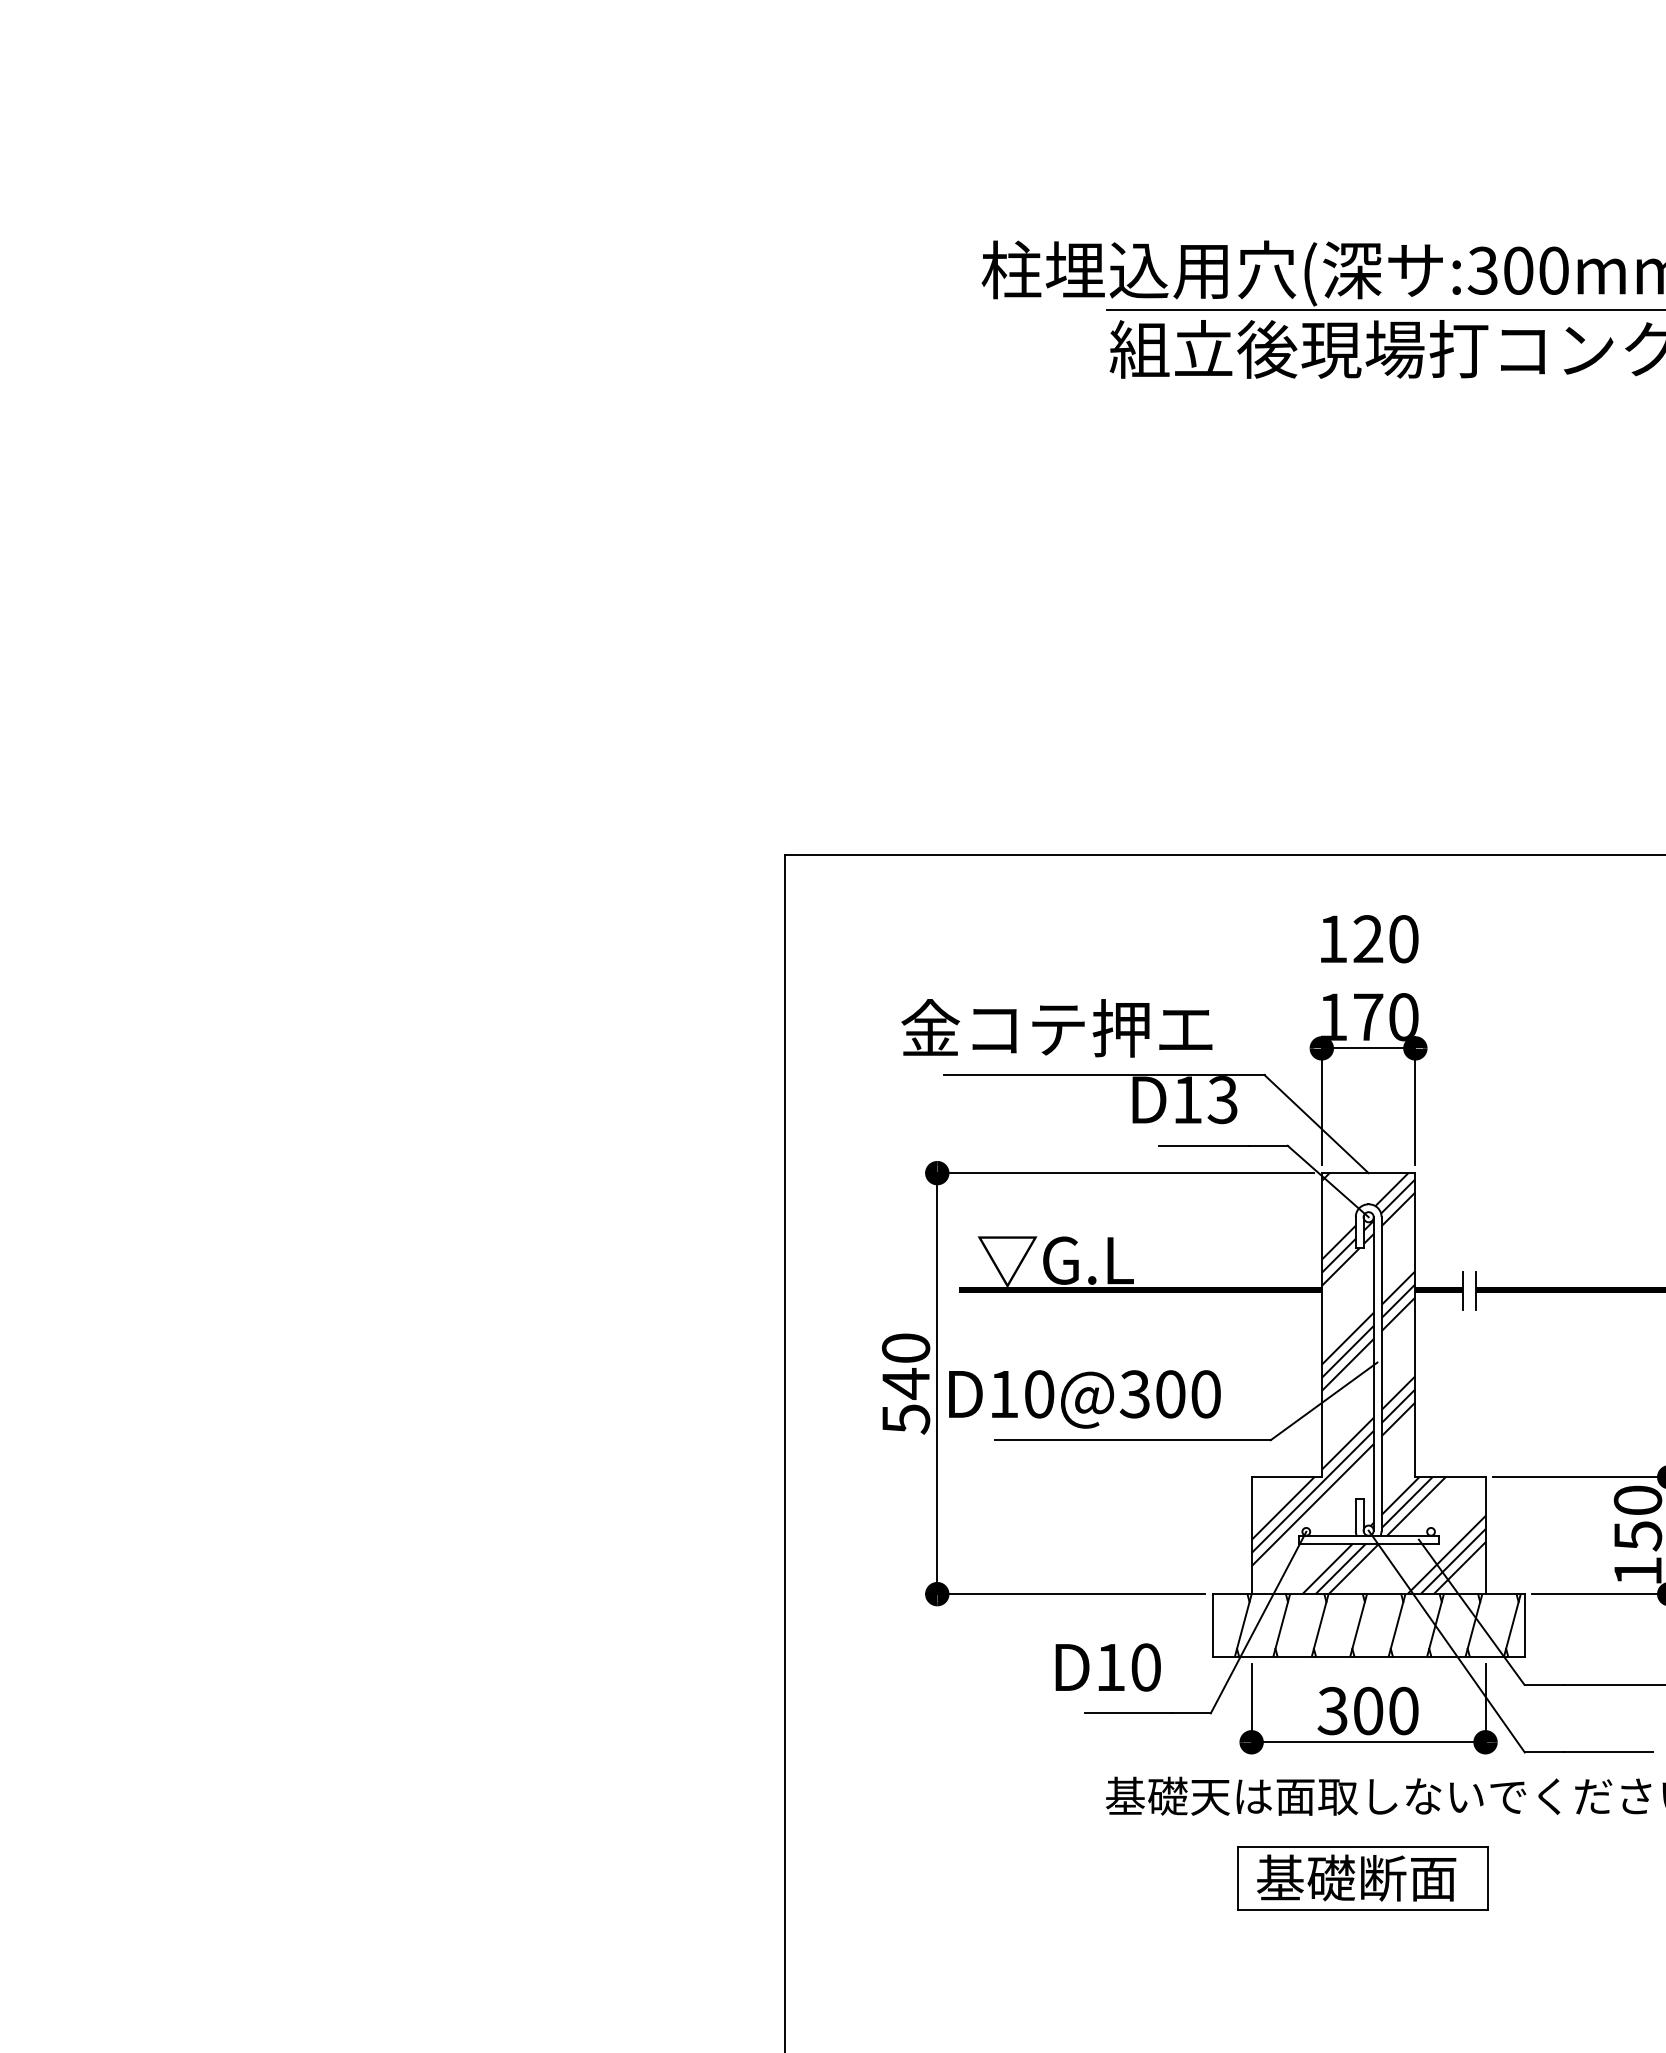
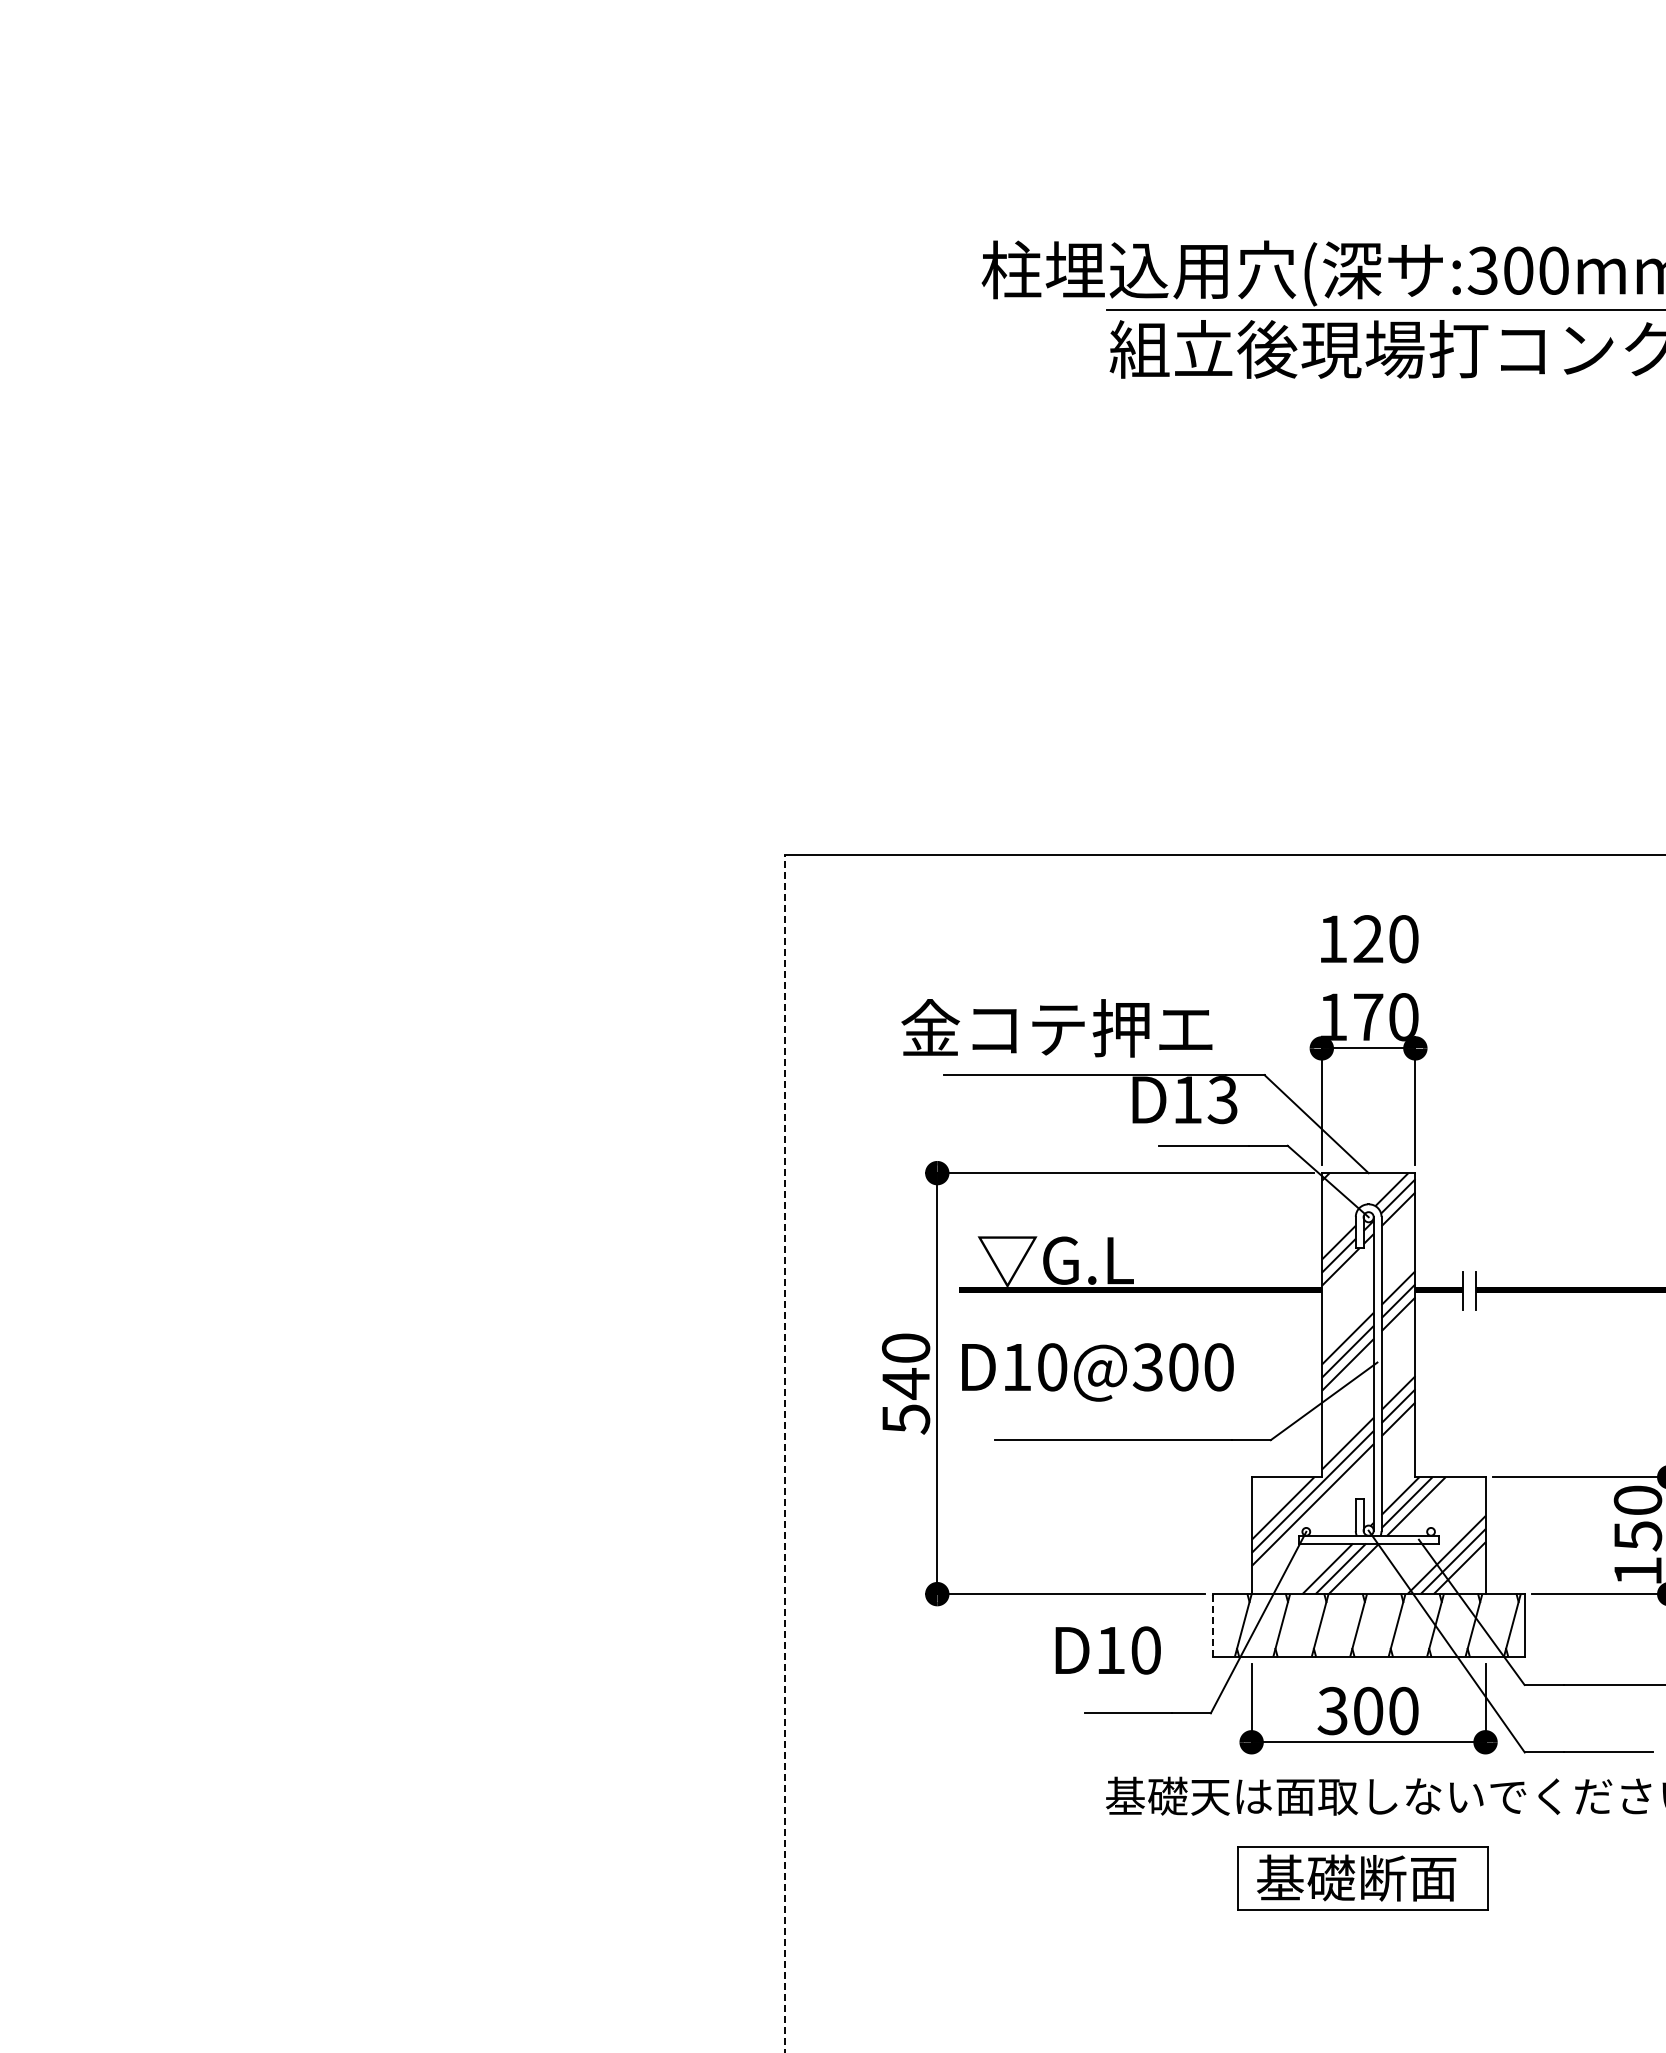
text position: (1084, 1399) -> (1097, 1372) (1097, 1372)
line: solid -> dashed (785, 1453)
line: solid -> dashed (1212, 1624)
text position: (1107, 1667) -> (1107, 1650) (1107, 1650)
